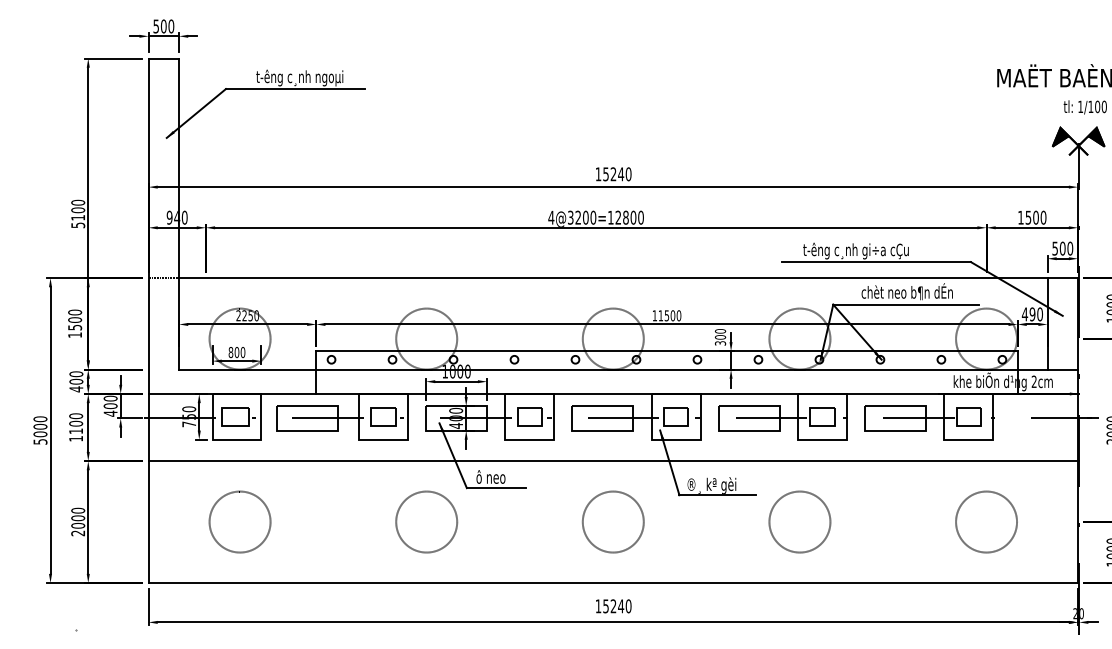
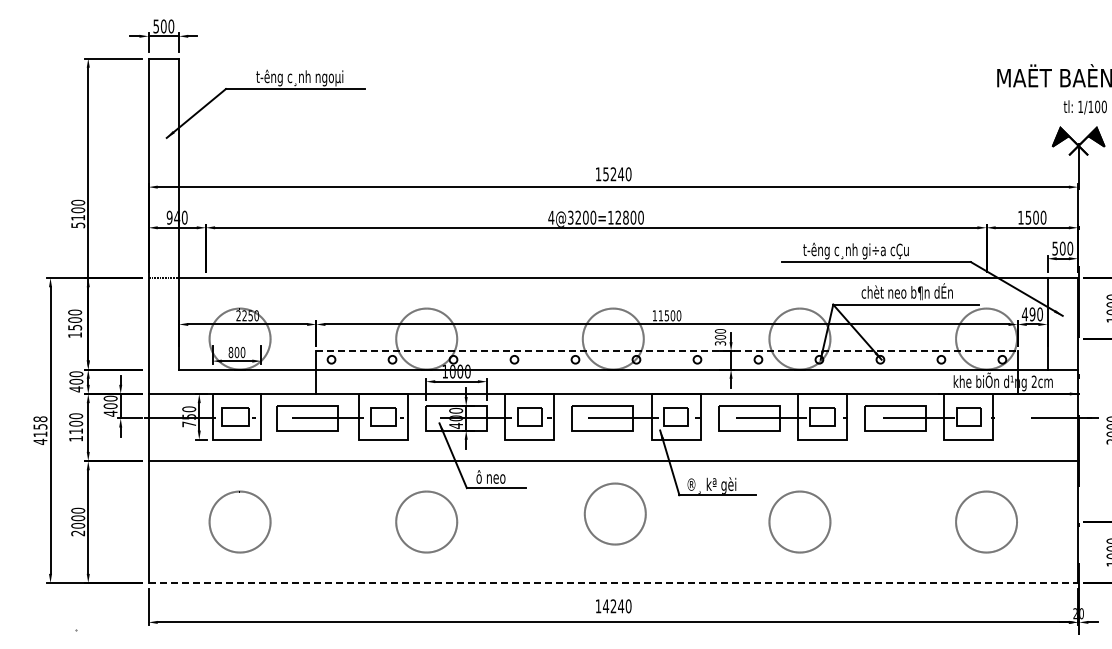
line: solid -> dashed (666, 351)
text: 5000 -> 4158 (40, 430)
part position: (613, 521) -> (615, 513) (615, 513)
line: solid -> dashed (613, 583)
text: 15240 -> 14240 (605, 606)
